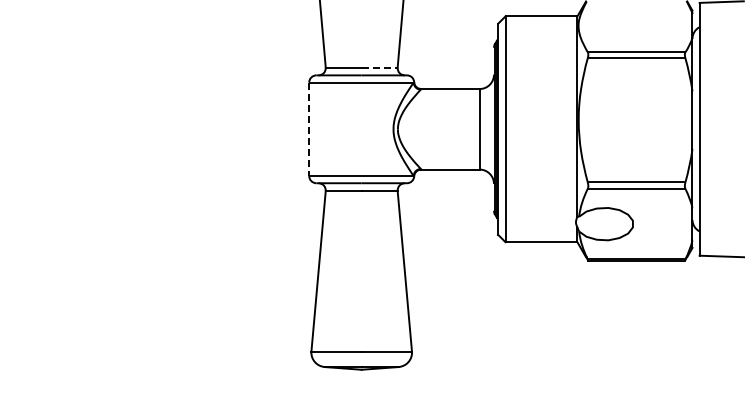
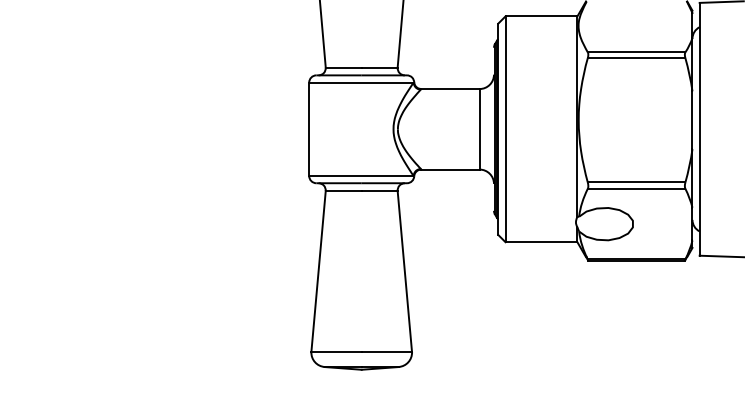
line: dashed -> solid (379, 67)
line: dashed -> solid (309, 129)
